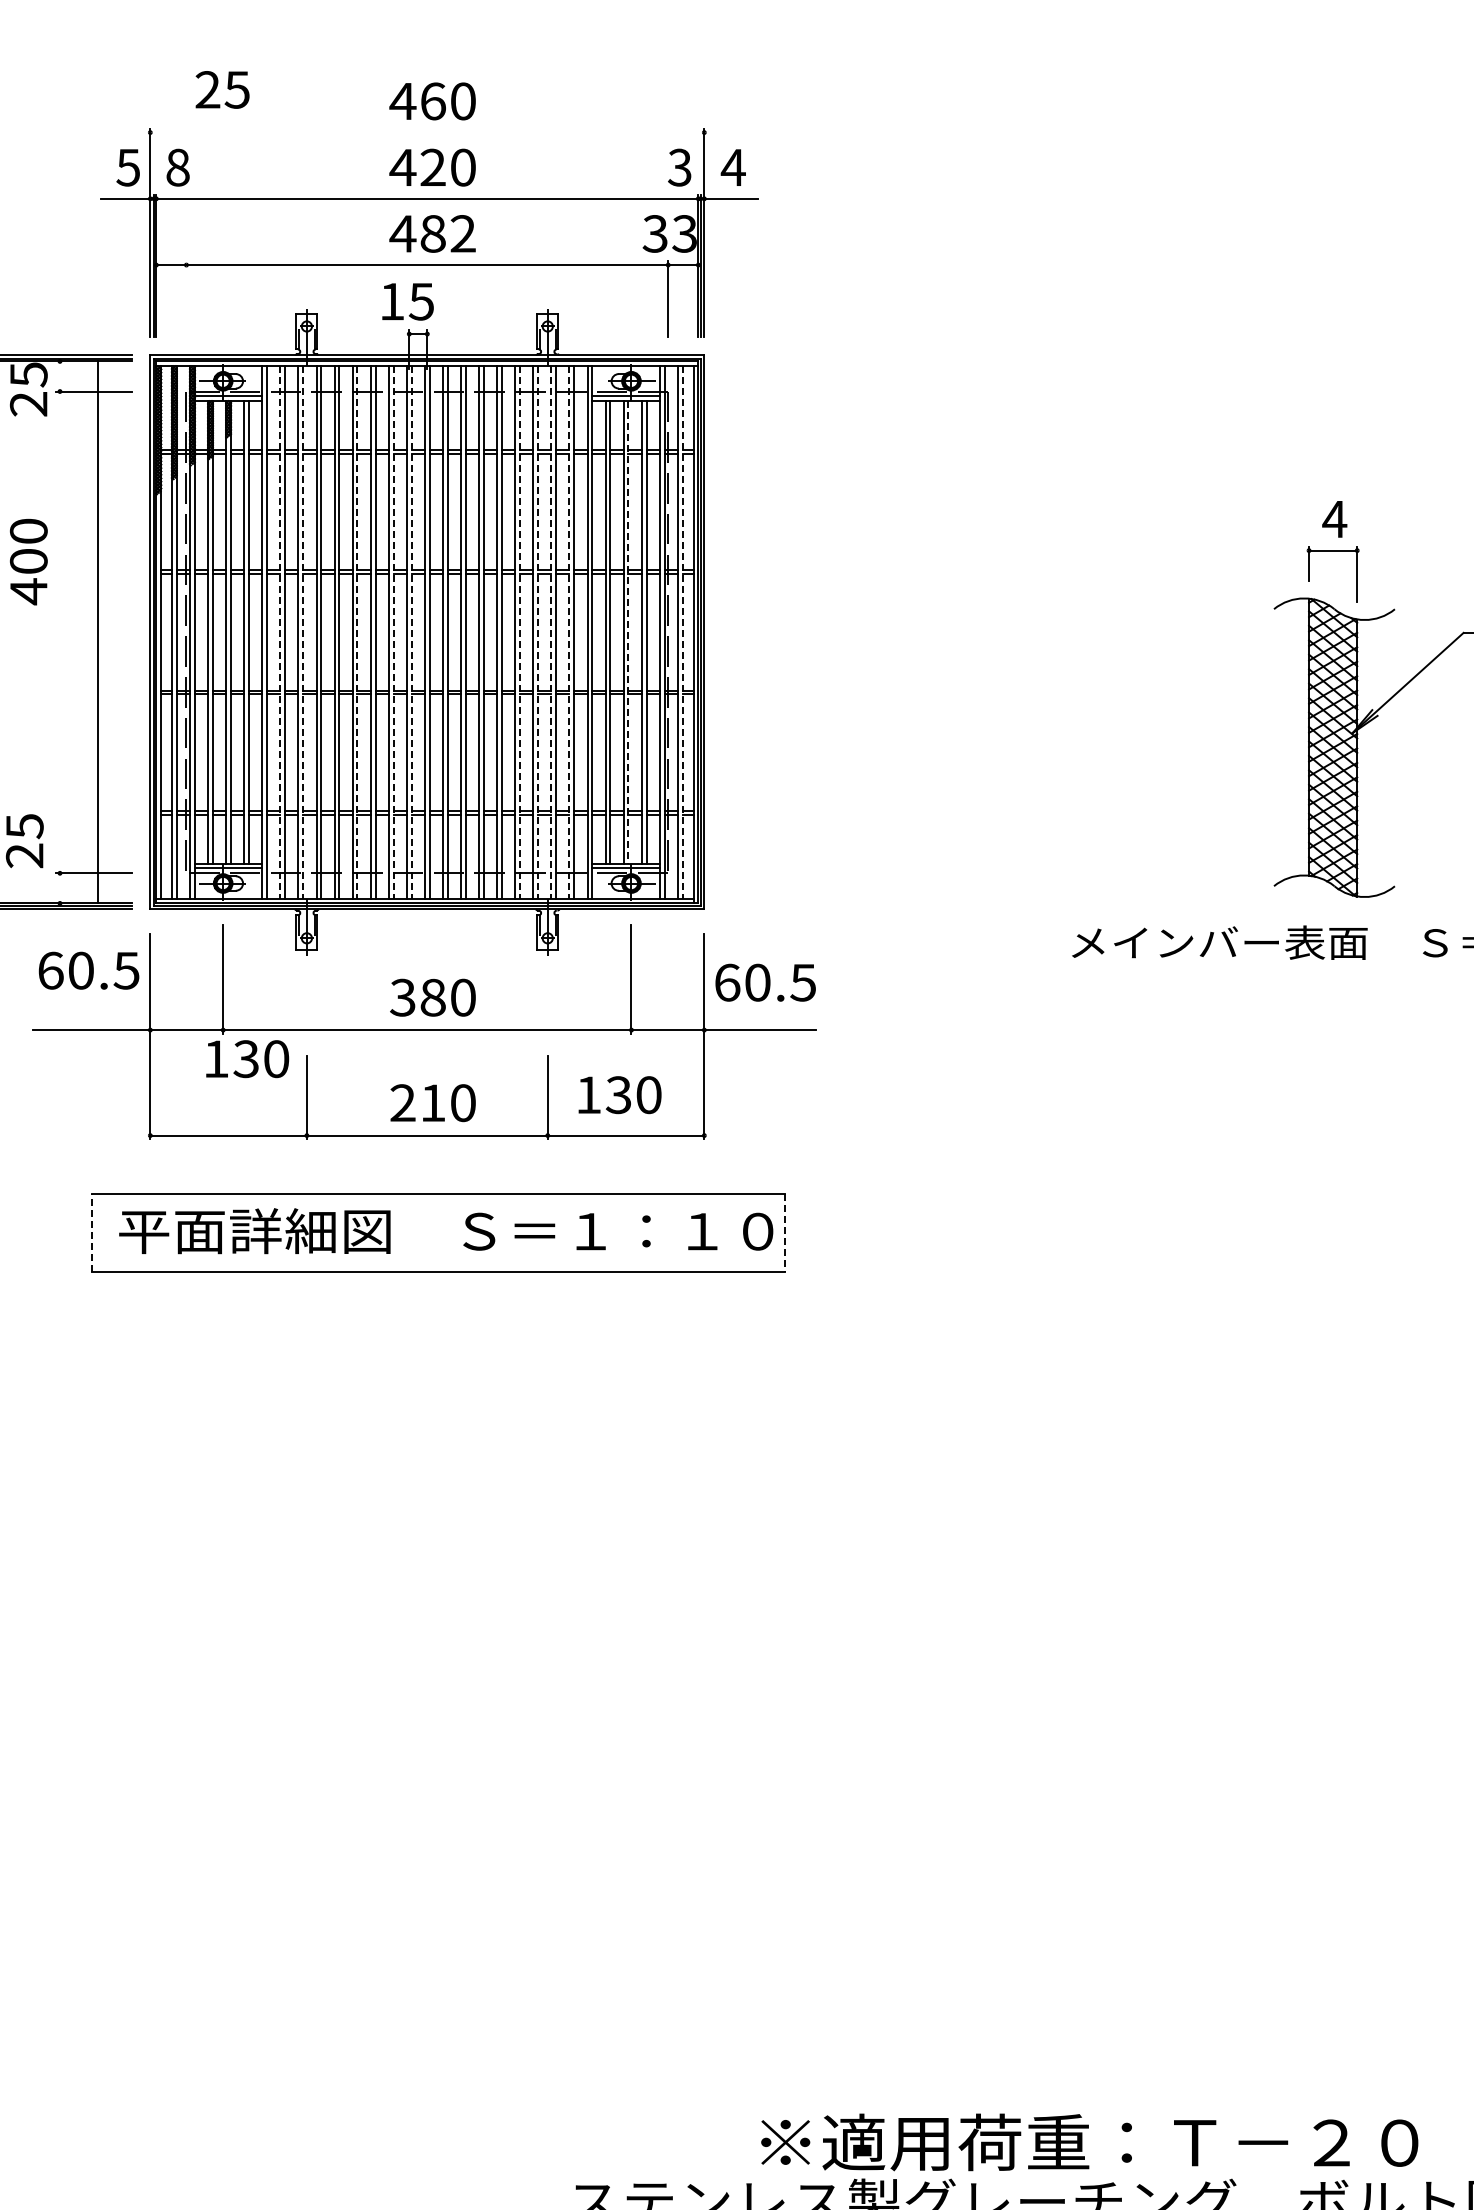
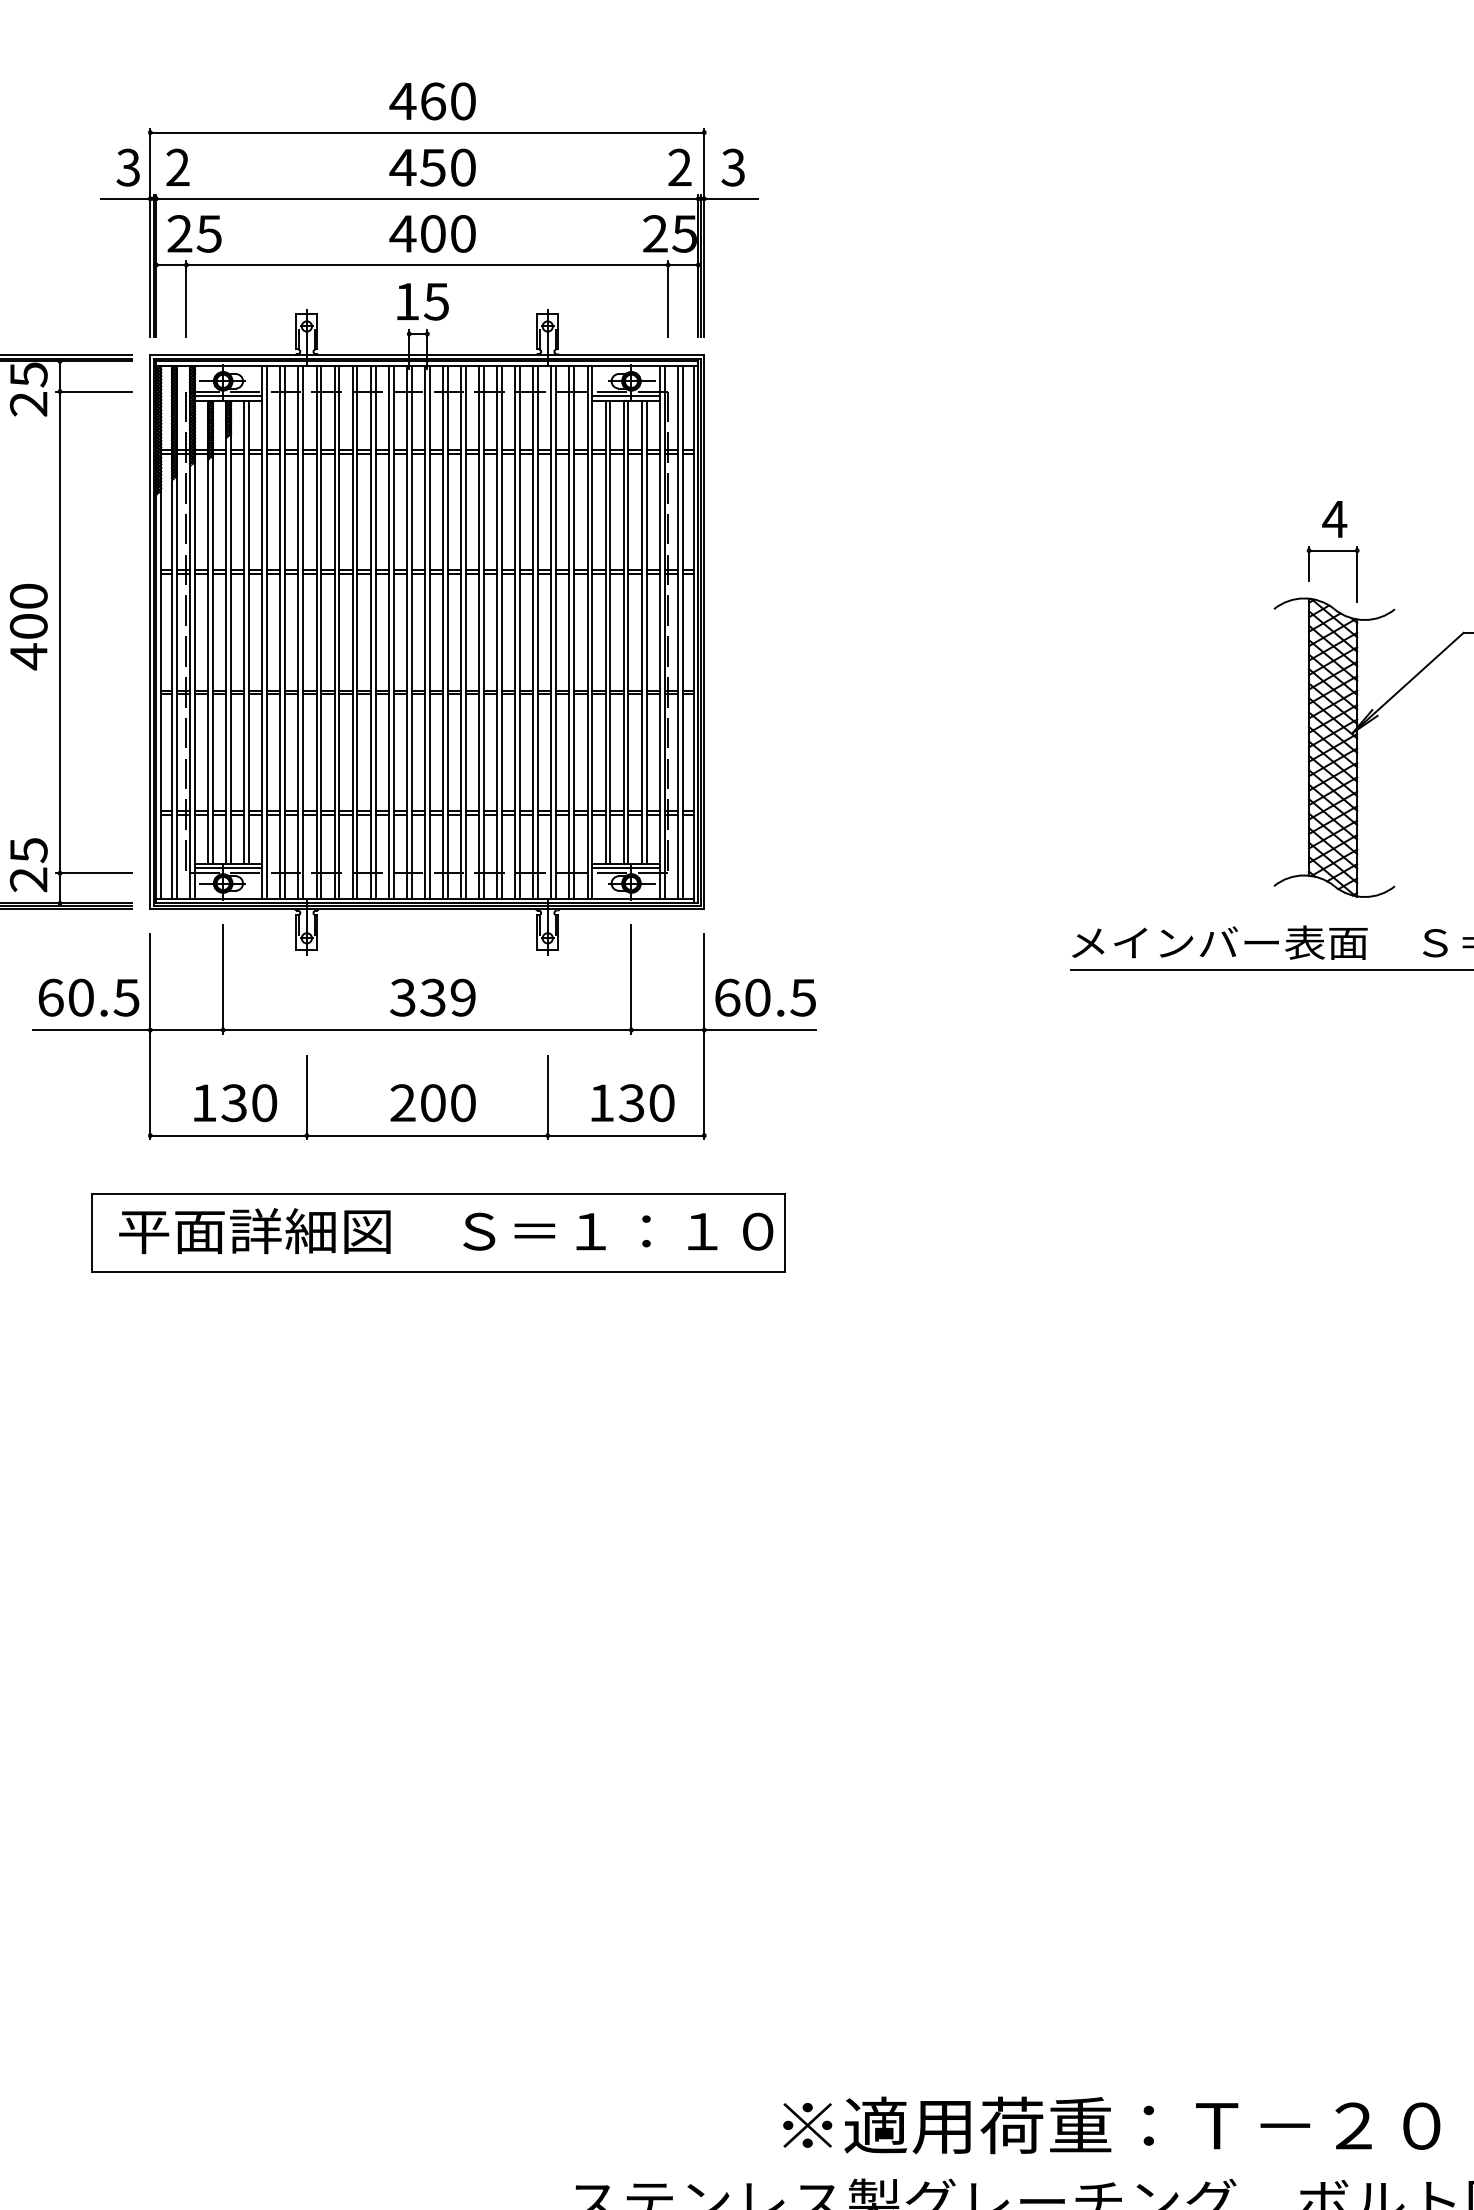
text position: (222, 89) -> (194, 233) (194, 233)
line: none -> present (427, 132)
text: 5 -> 3 (127, 167)
text: 8 -> 2 (177, 167)
text: 420 -> 450 (432, 167)
text: 3 -> 2 (679, 167)
text: 4 -> 3 (732, 167)
text: 482 -> 400 (447, 233)
text: 33 -> 25 (669, 233)
line: none -> present (186, 299)
text position: (407, 301) -> (422, 301) (422, 301)
text position: (28, 562) -> (28, 627) (28, 627)
line position: (97, 632) -> (59, 632) (59, 632)
line: dashed -> solid (280, 632)
line: dashed -> solid (303, 632)
line: dashed -> solid (357, 632)
line: dashed -> solid (393, 632)
line: dashed -> solid (411, 632)
line: dashed -> solid (520, 632)
line: dashed -> solid (538, 632)
line: dashed -> solid (551, 632)
line: dashed -> solid (569, 632)
line: dashed -> solid (628, 632)
line: dashed -> solid (682, 632)
text position: (24, 841) -> (28, 865) (28, 865)
text position: (88, 970) -> (88, 997) (88, 997)
line: none -> present (1270, 970)
text position: (765, 982) -> (765, 997) (765, 997)
text: 380 -> 339 (447, 997)
text position: (247, 1059) -> (235, 1103) (235, 1103)
text position: (619, 1095) -> (632, 1103) (632, 1103)
text: 210 -> 200 (433, 1103)
line: dashed -> solid (92, 1232)
line: dashed -> solid (784, 1233)
text position: (1089, 2142) -> (1111, 2125) (1111, 2125)
